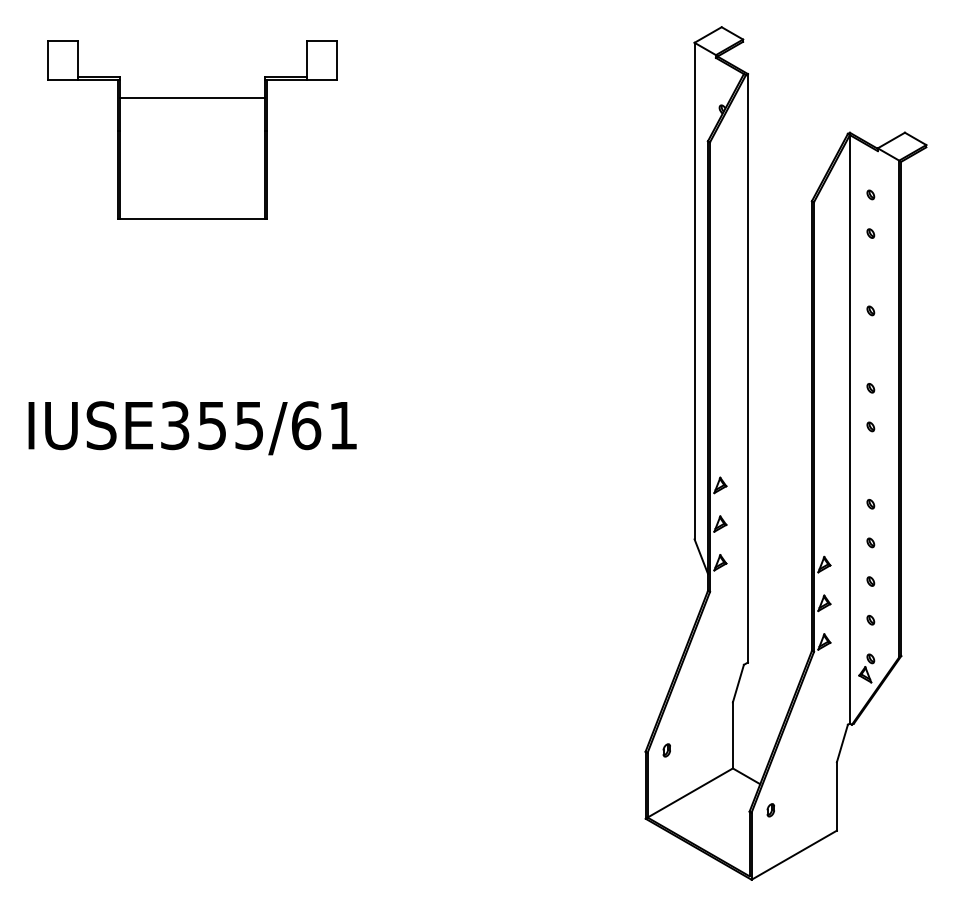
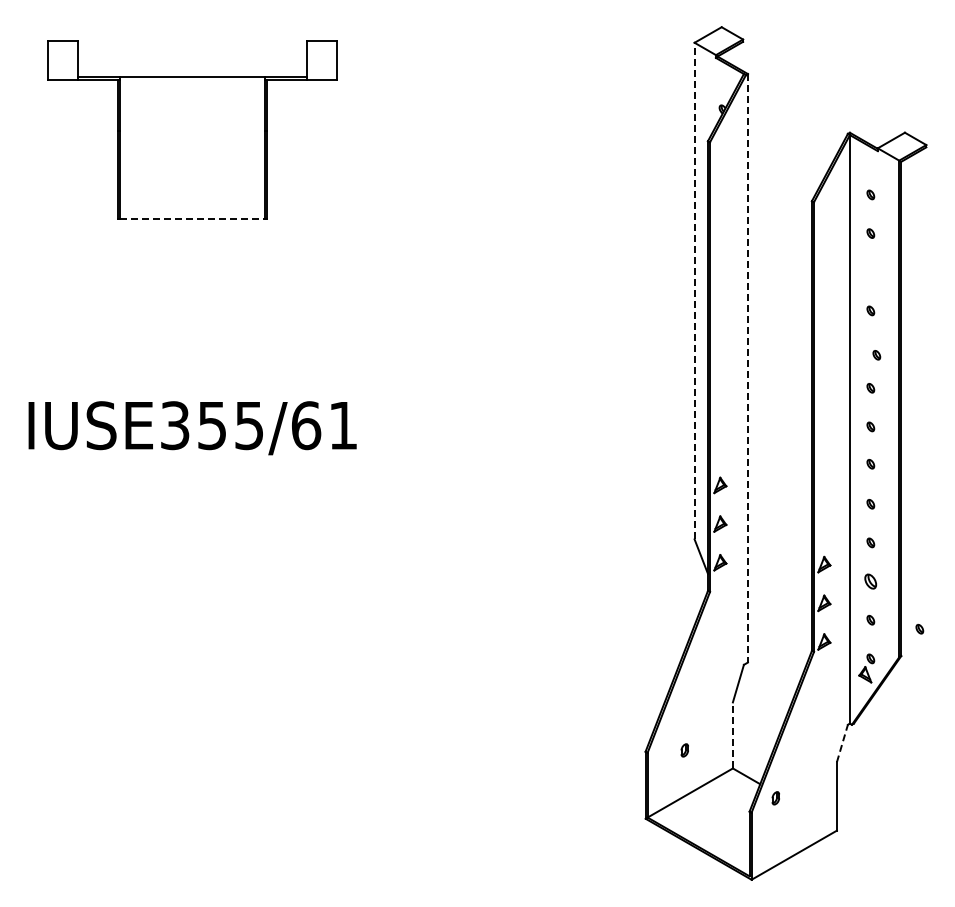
line position: (192, 98) -> (192, 77) (192, 77)
line: solid -> dashed (192, 218)
line: solid -> dashed (694, 290)
part: none -> present (876, 355)
line: solid -> dashed (747, 368)
part: none -> present (870, 464)
part size: 10x11 px -> 14x17 px (870, 581)
part: none -> present (919, 629)
line: solid -> dashed (732, 734)
line: solid -> dashed (842, 743)
part position: (666, 750) -> (684, 750) (684, 750)
part position: (770, 810) -> (775, 798) (775, 798)
